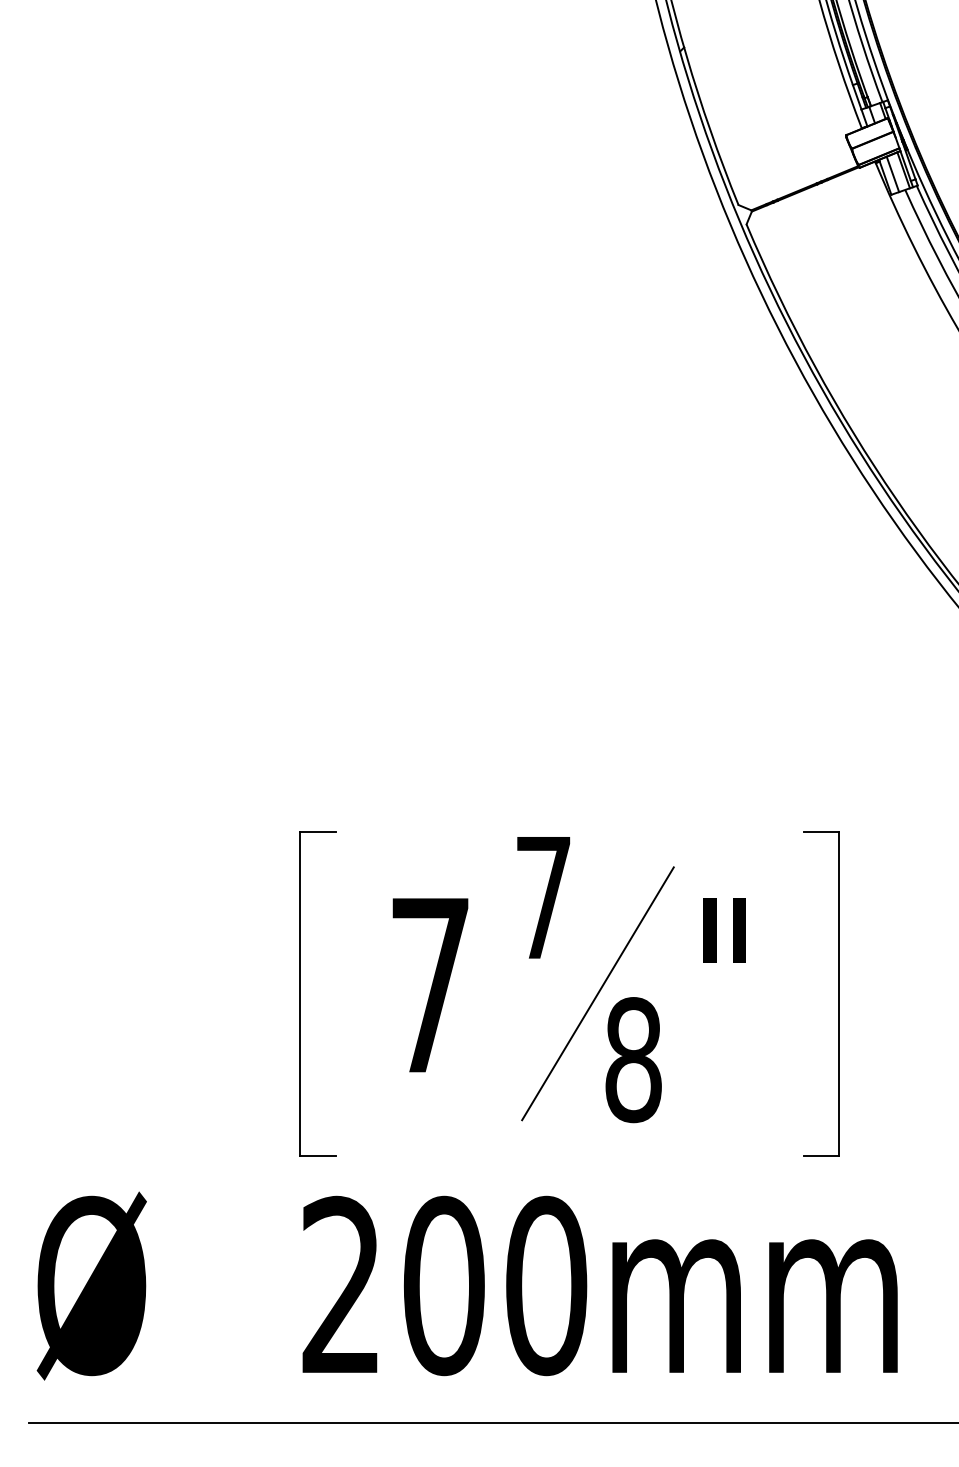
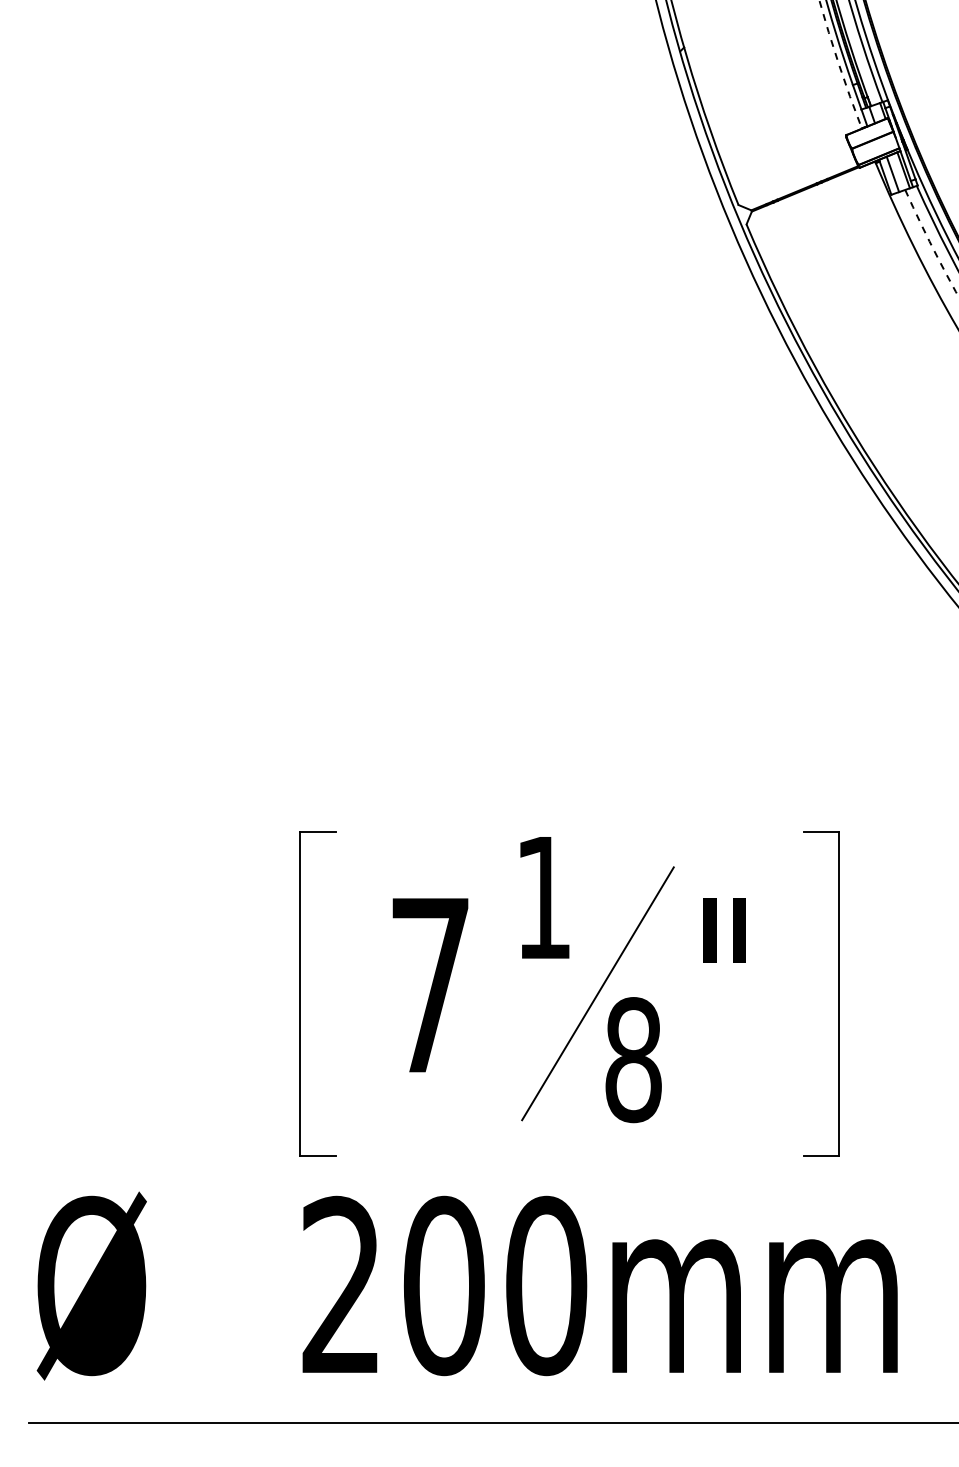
arc: solid -> dashed (839, 64)
arc: solid -> dashed (931, 244)
text: 7 -> 1 (543, 897)
